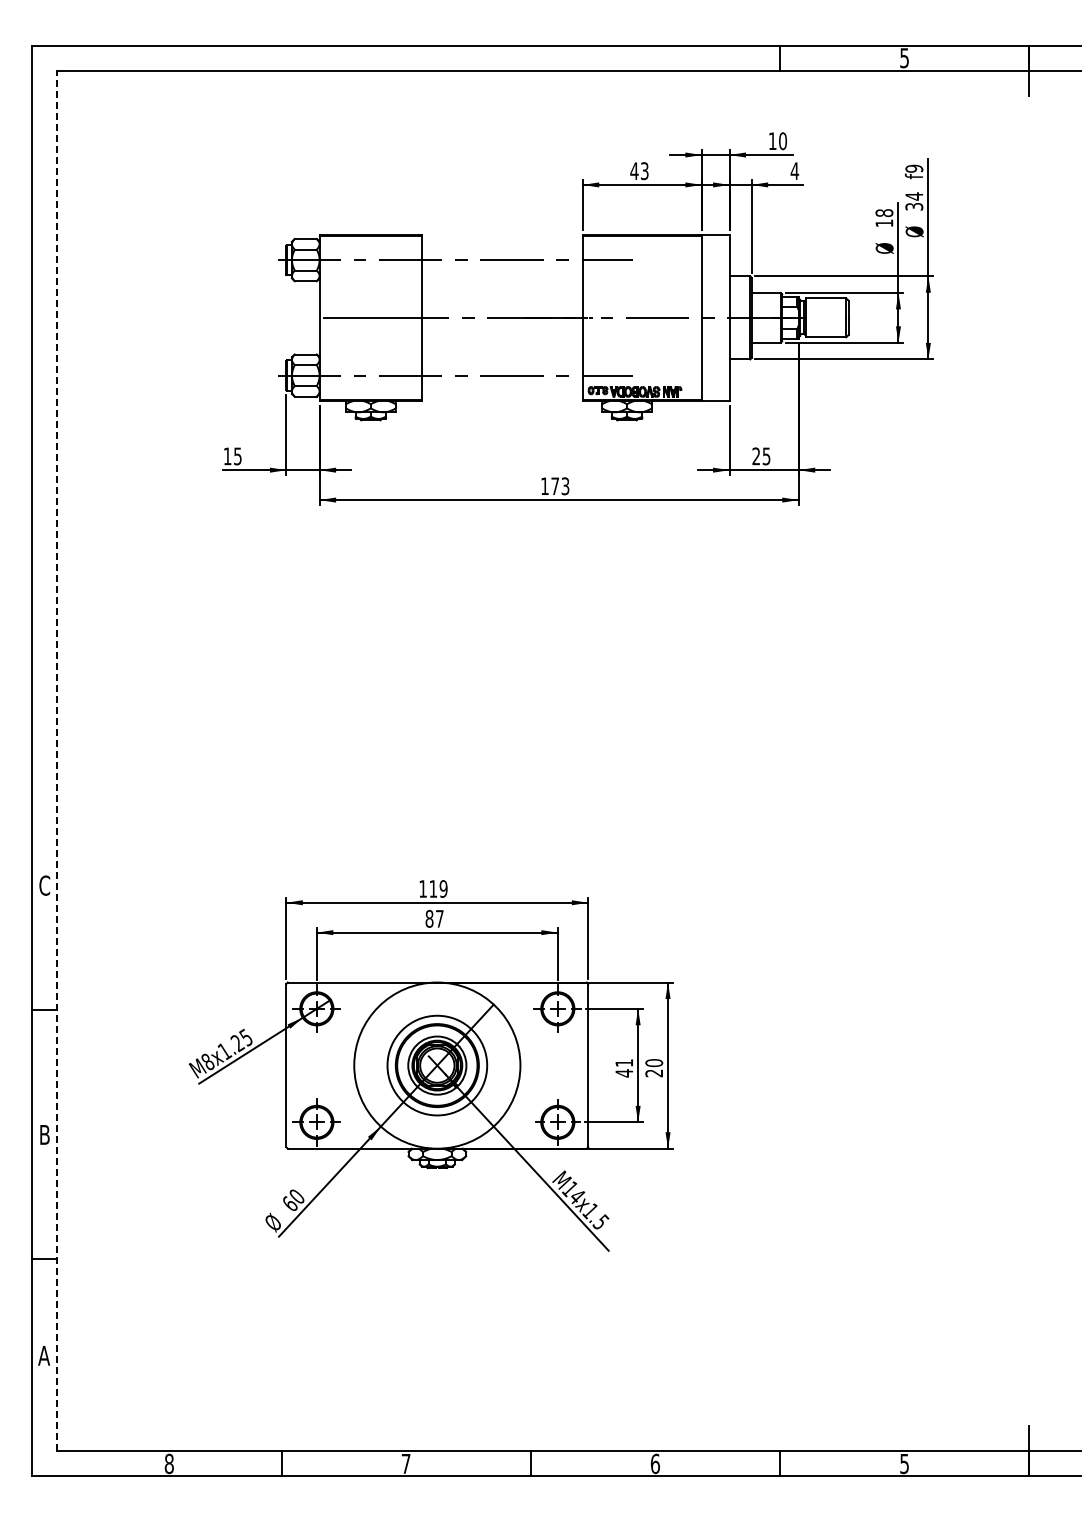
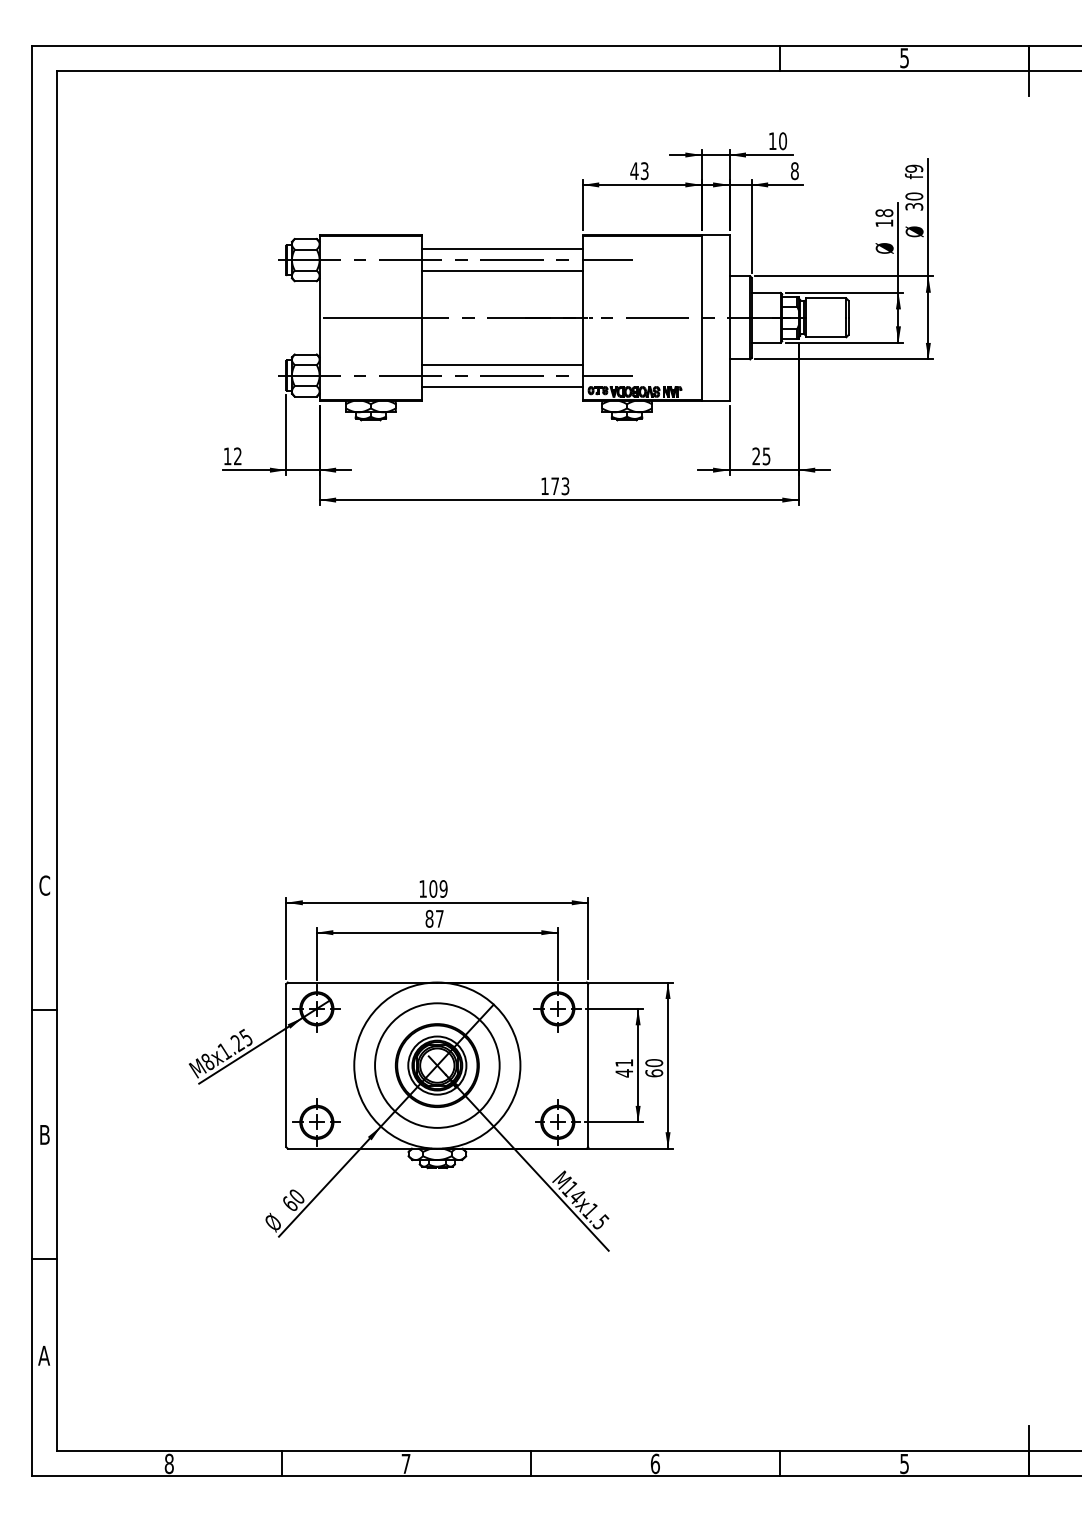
text: 4 -> 8 (794, 171)
text: 34 -> 30 (914, 196)
line: none -> present (502, 249)
line: none -> present (502, 271)
line: none -> present (502, 364)
line: none -> present (502, 386)
text: 15 -> 12 (237, 456)
line: dashed -> solid (57, 760)
text: 119 -> 109 (433, 888)
circle diameter: 100 px -> 125 px (437, 1065)
text: 20 -> 60 (654, 1073)
